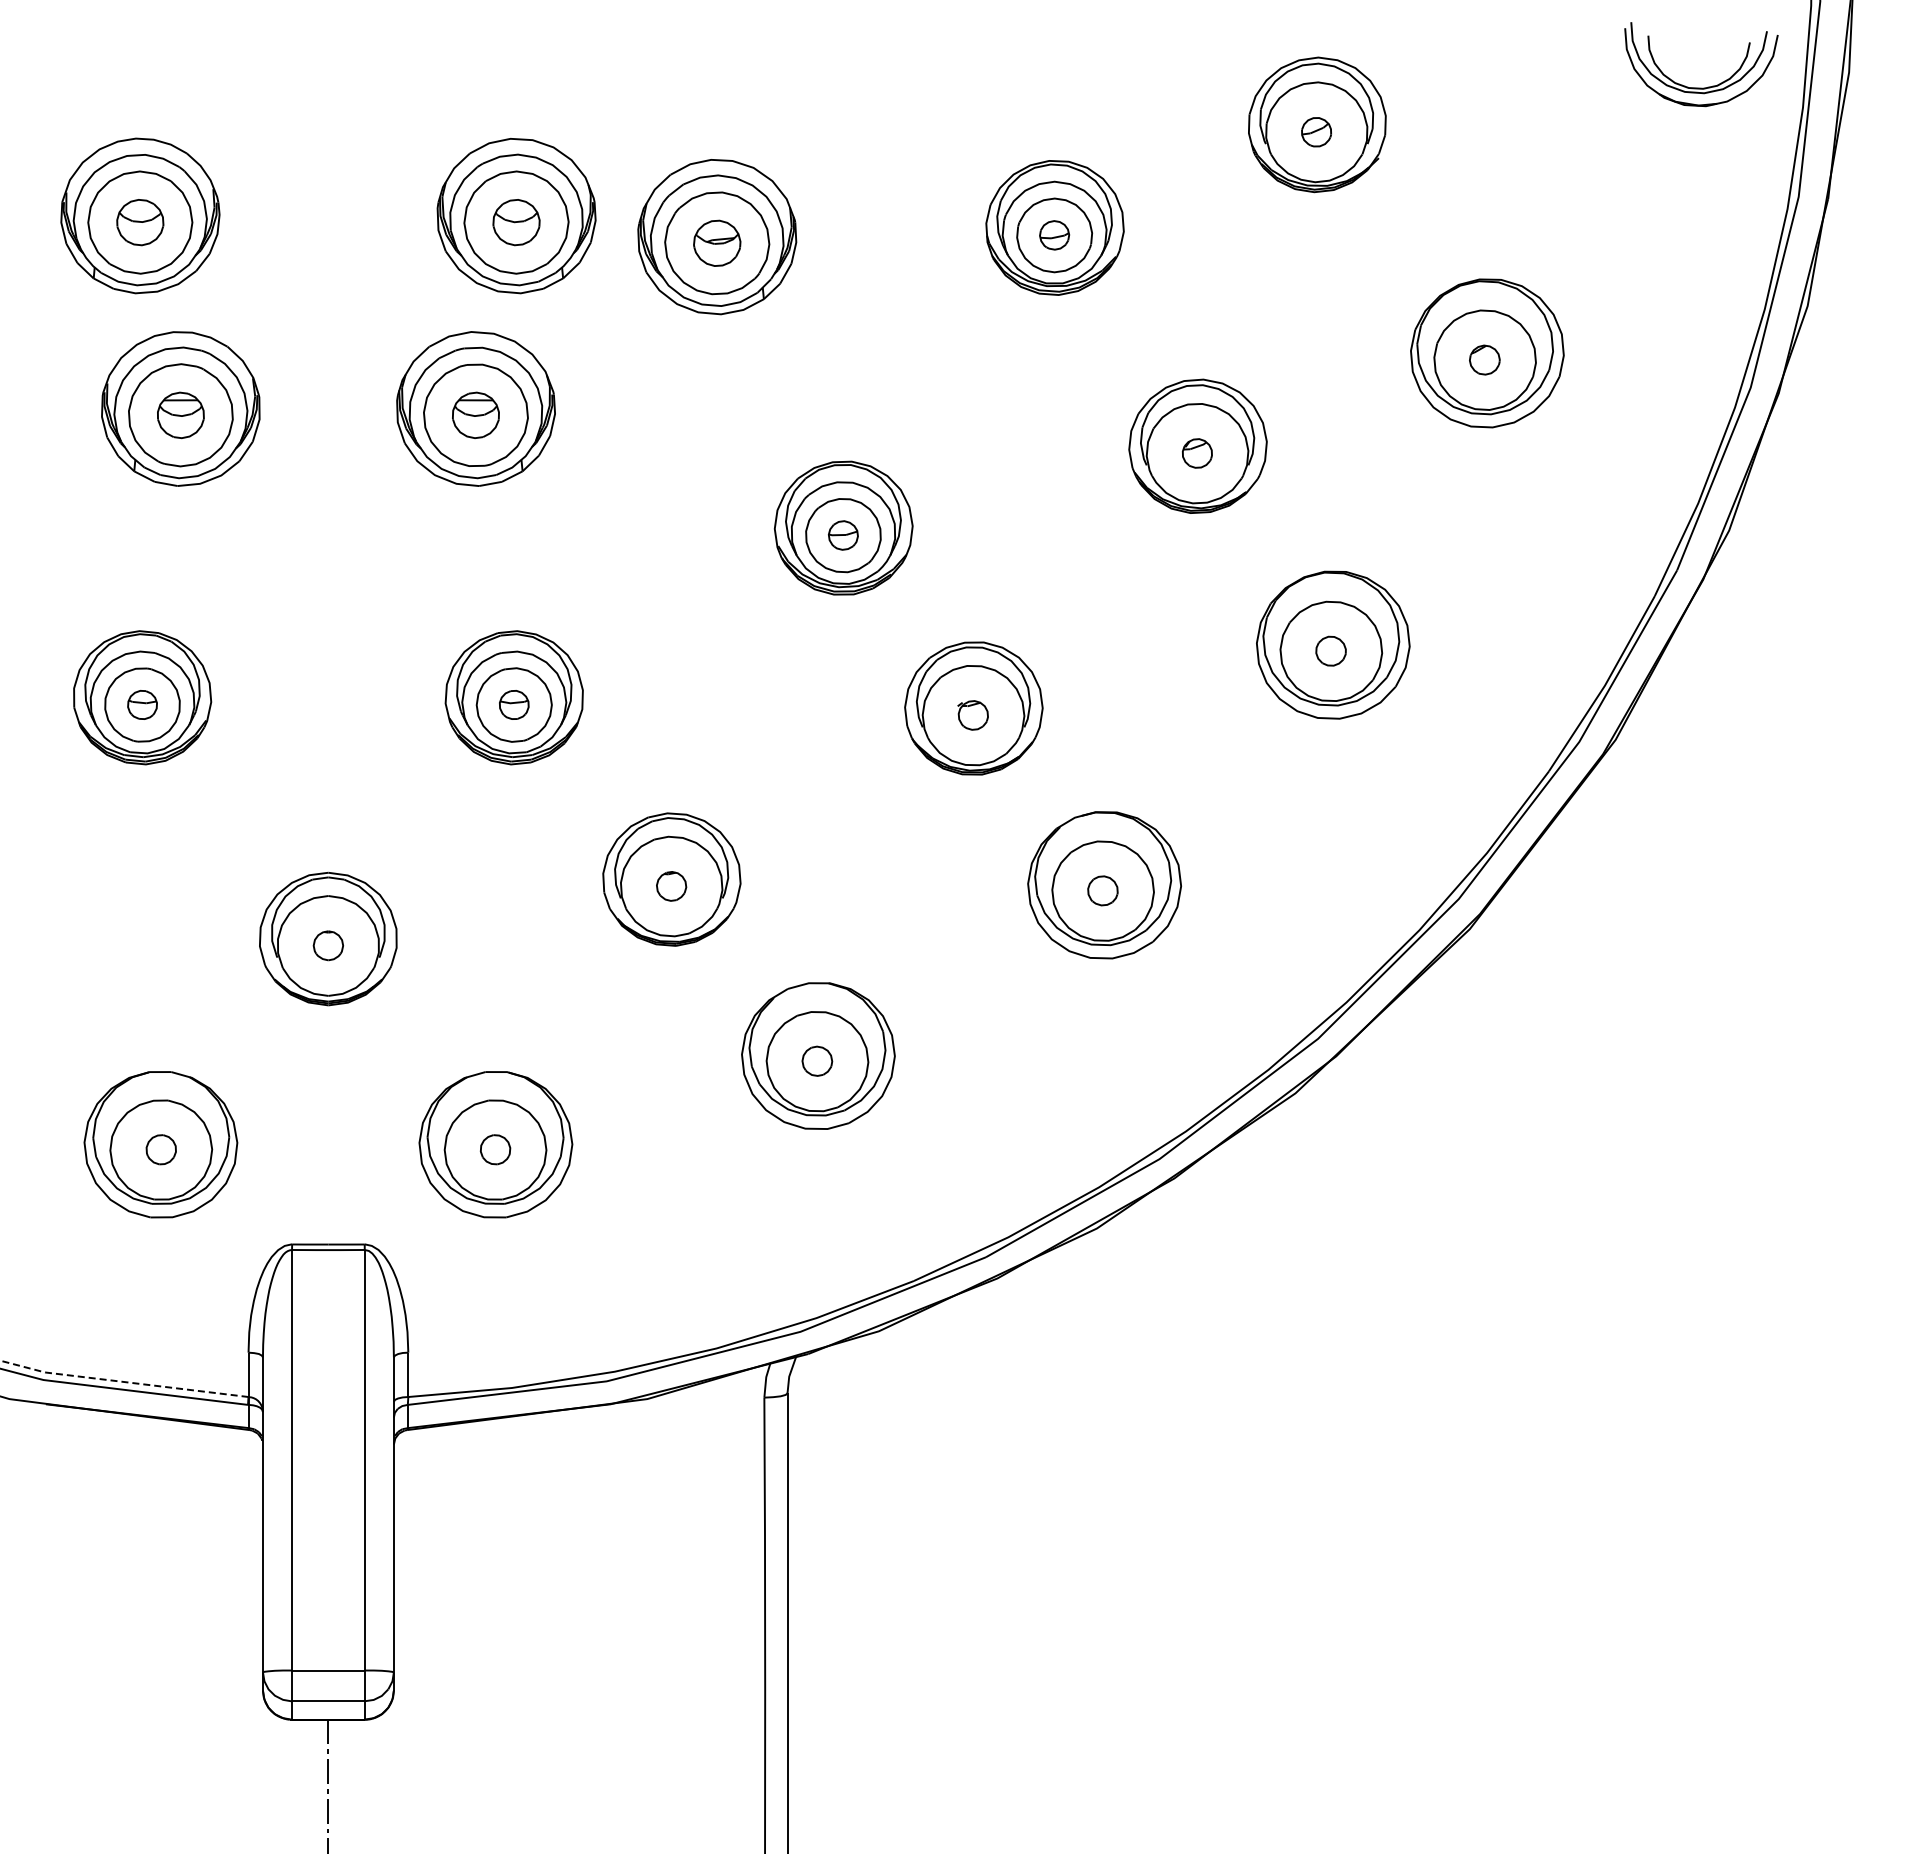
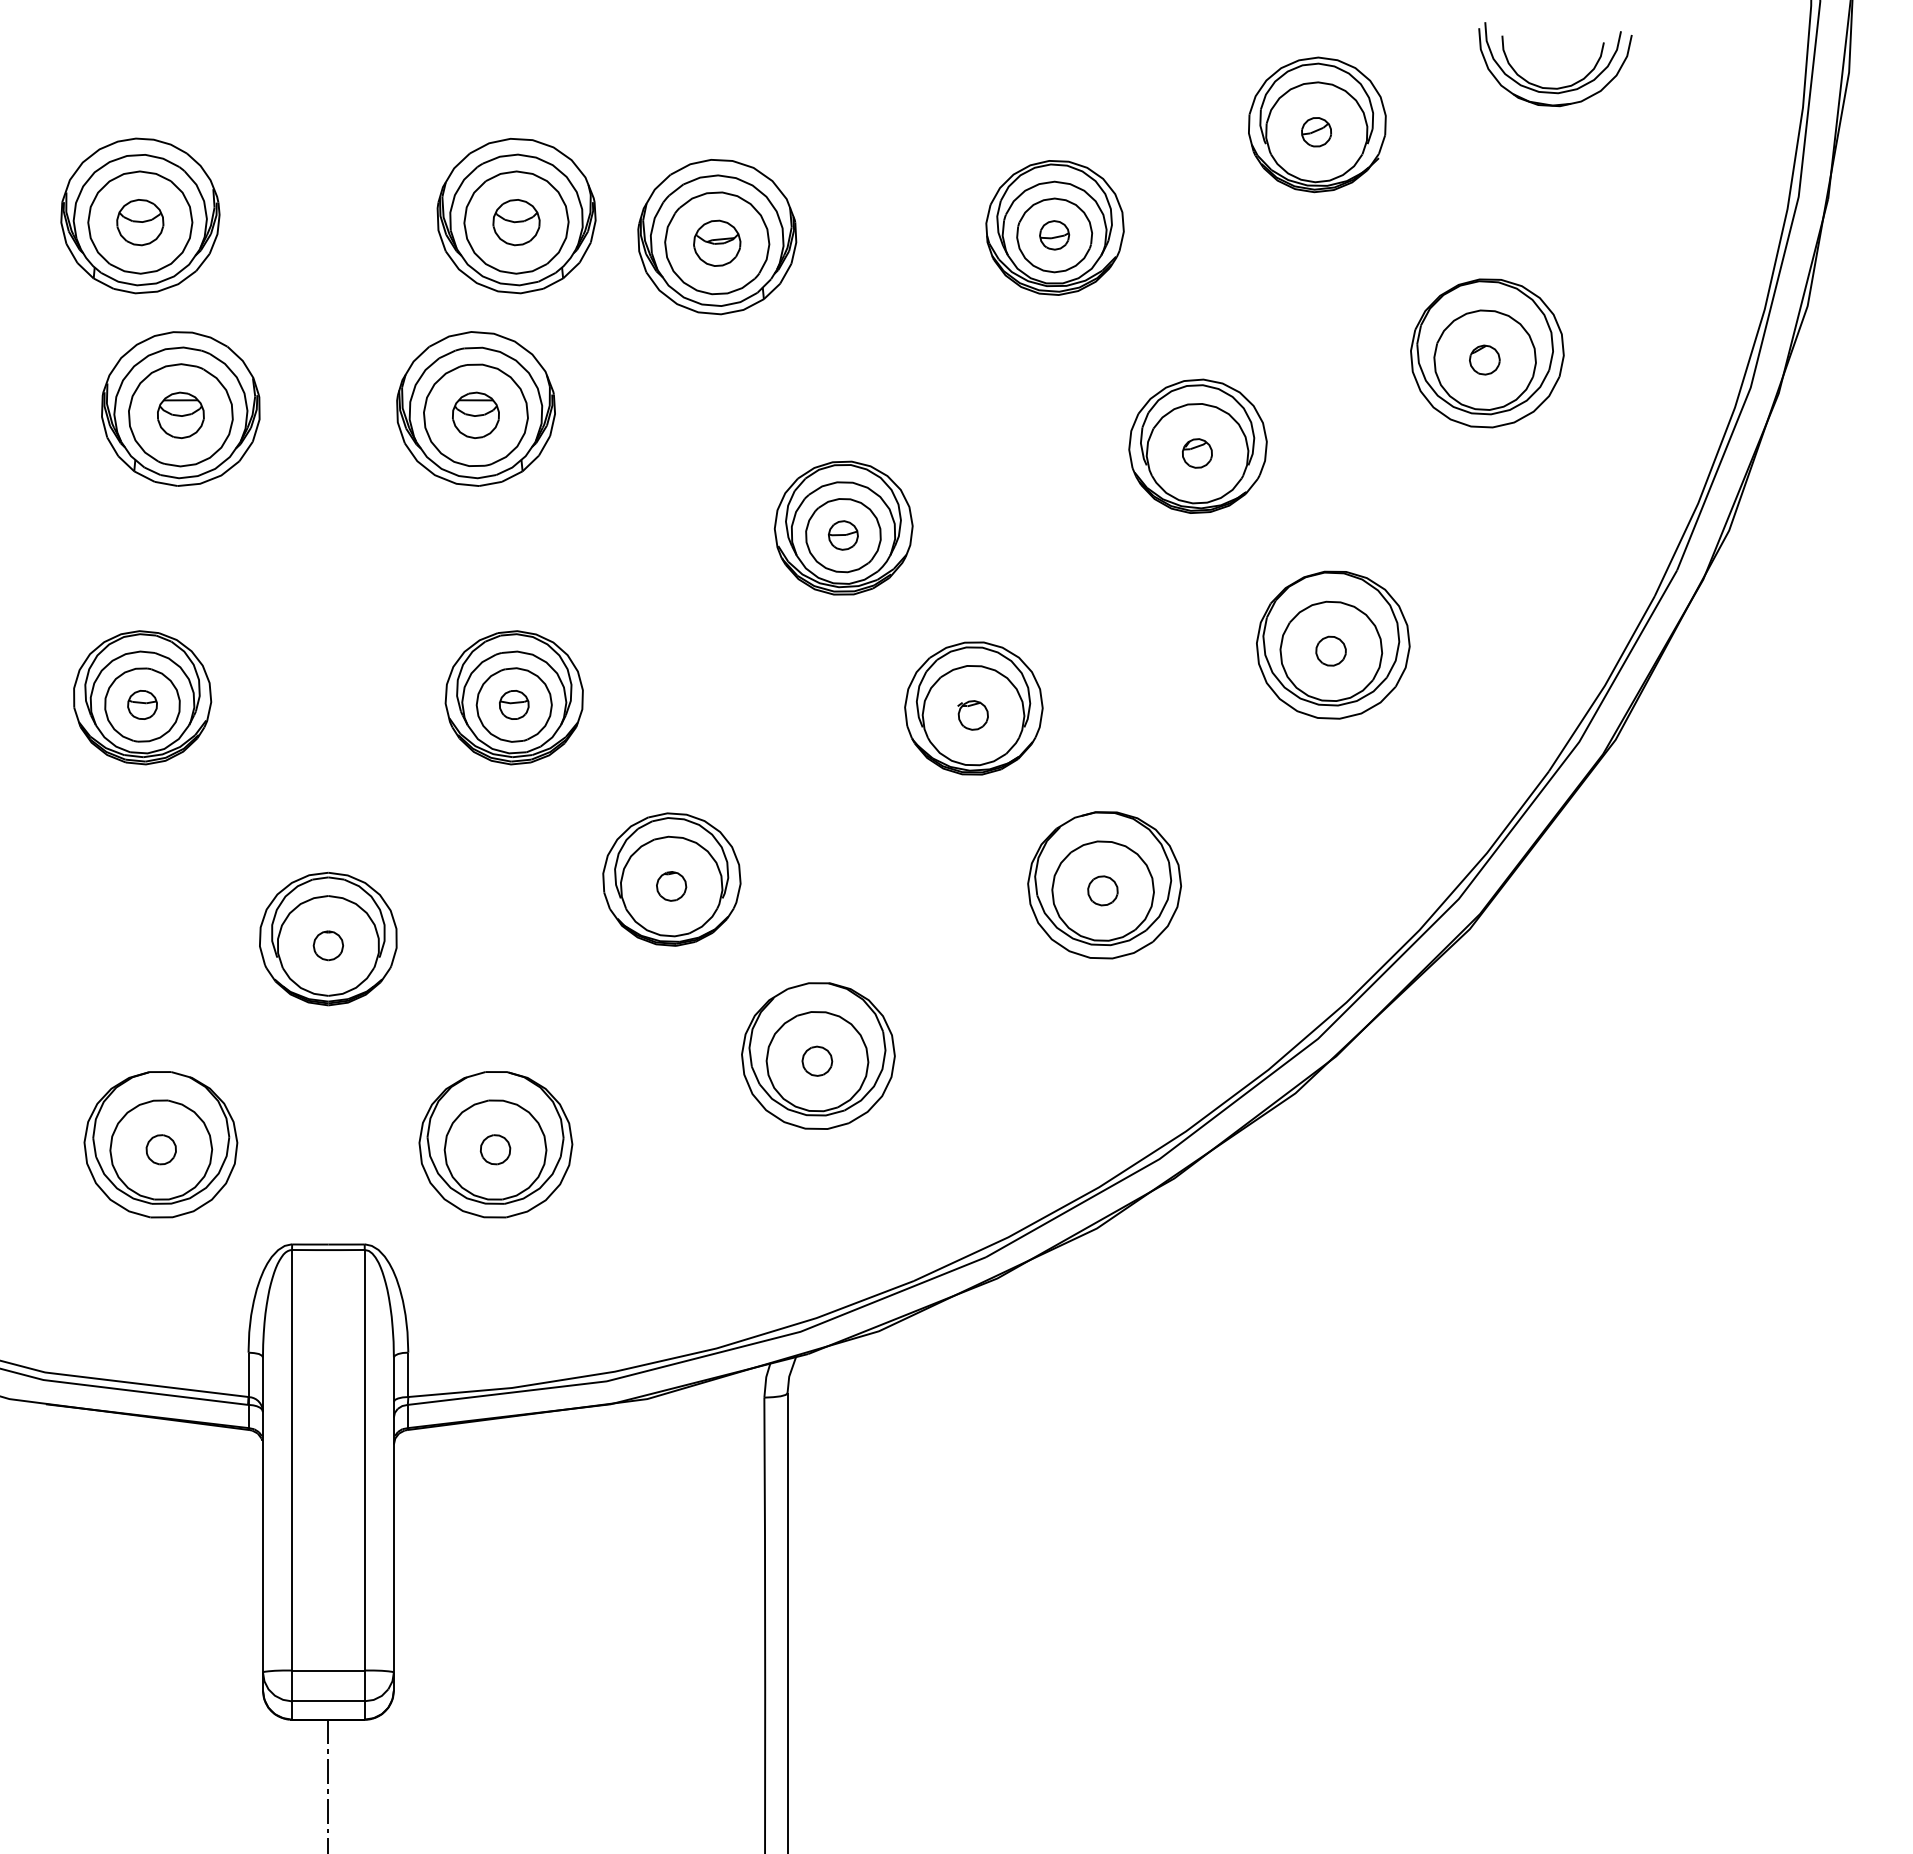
part position: (1701, 87) -> (1555, 87) (1555, 87)
line: dashed -> solid (123, 1381)
